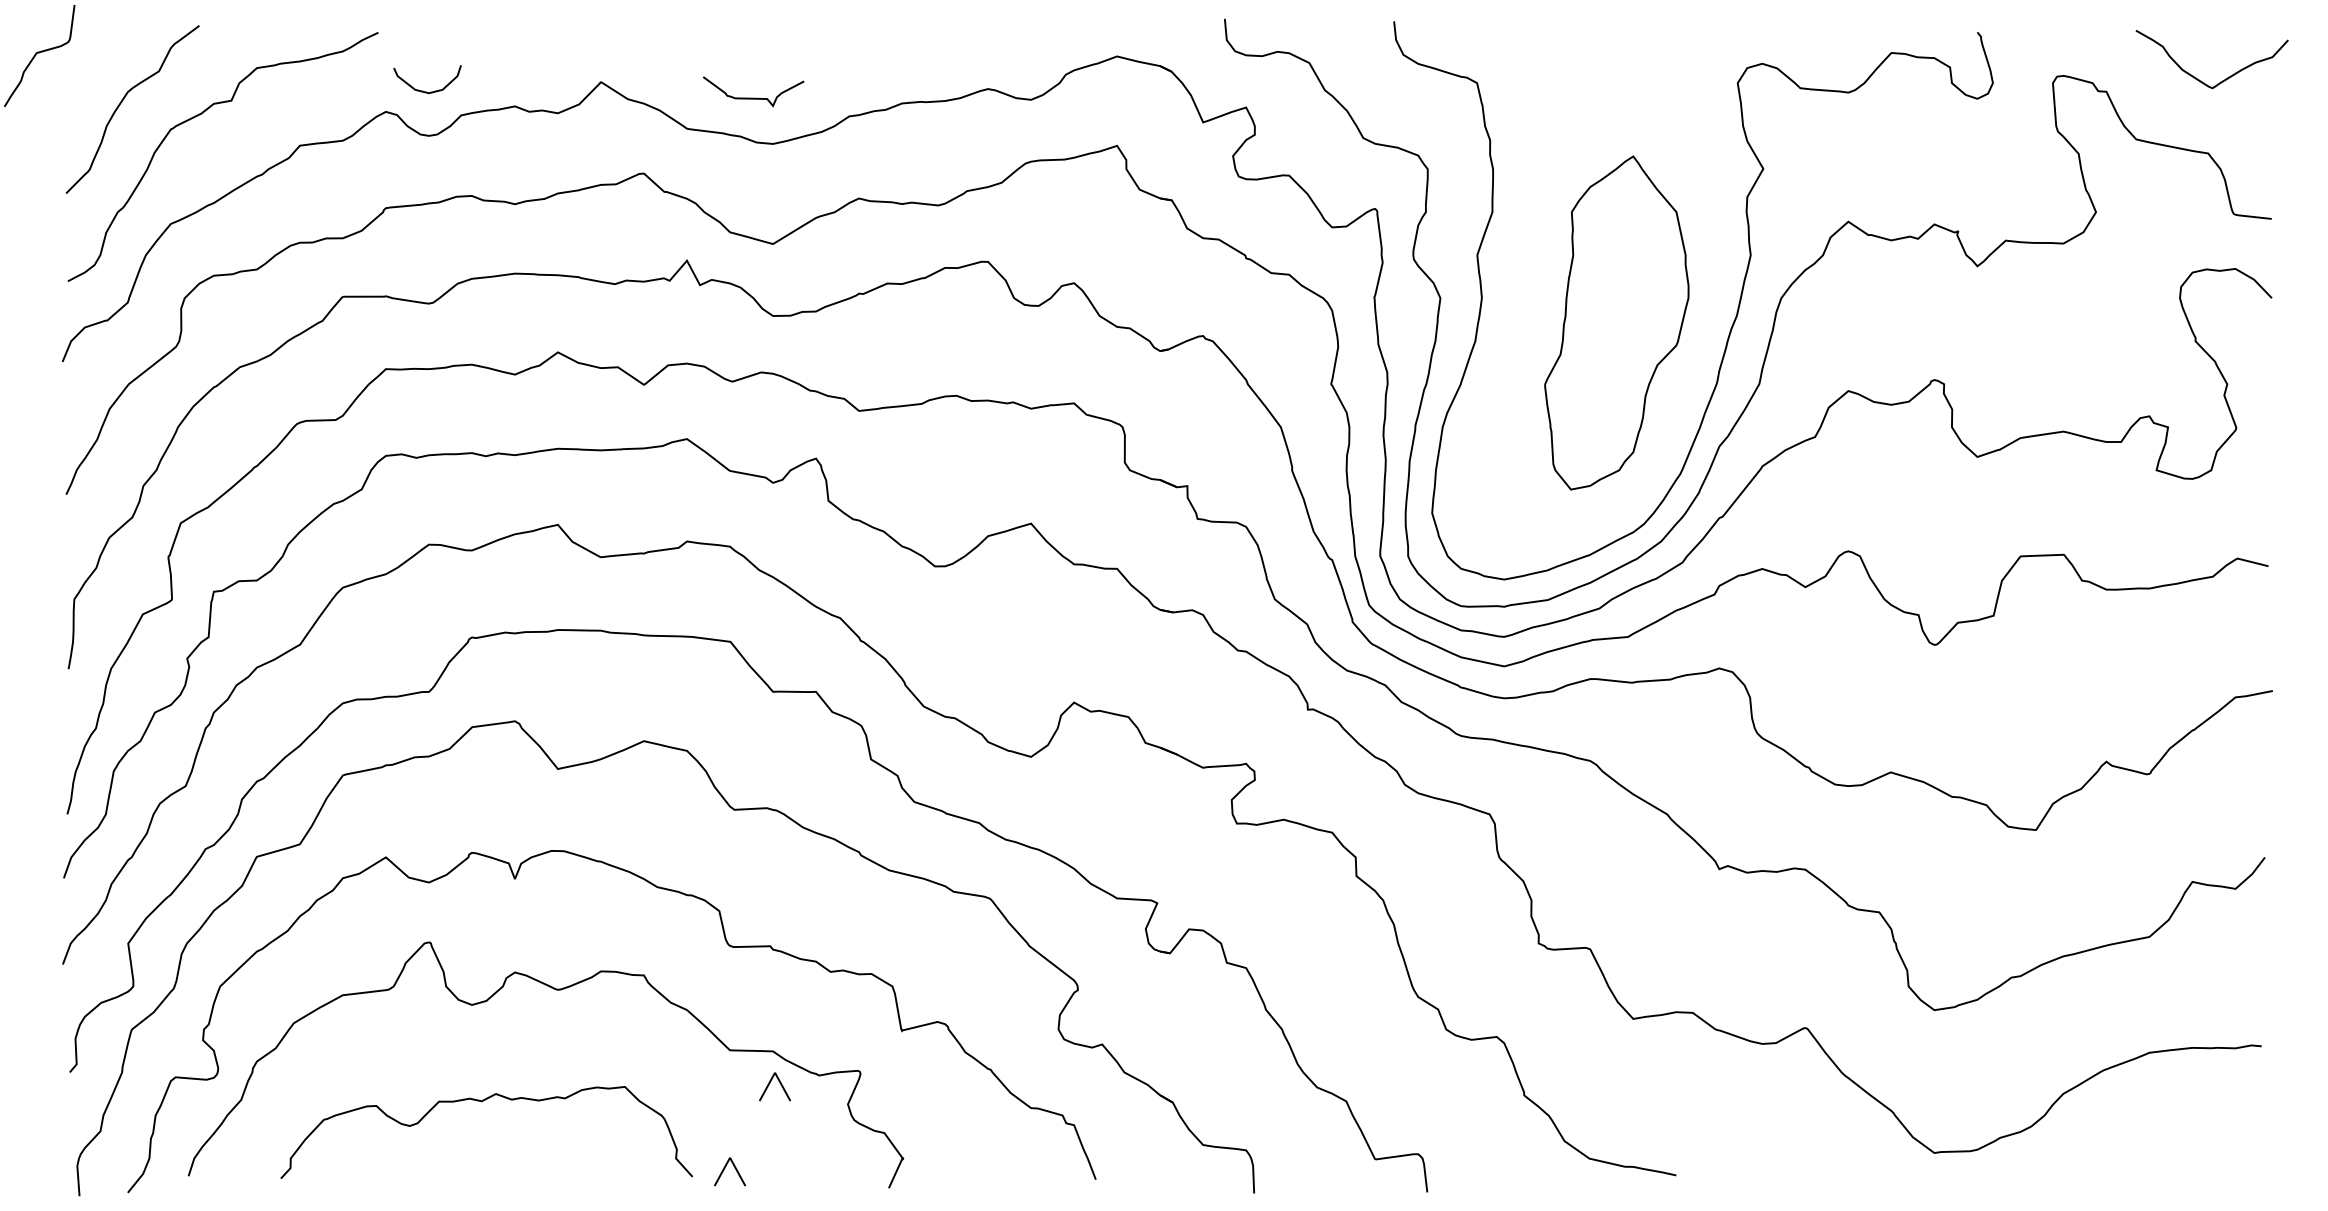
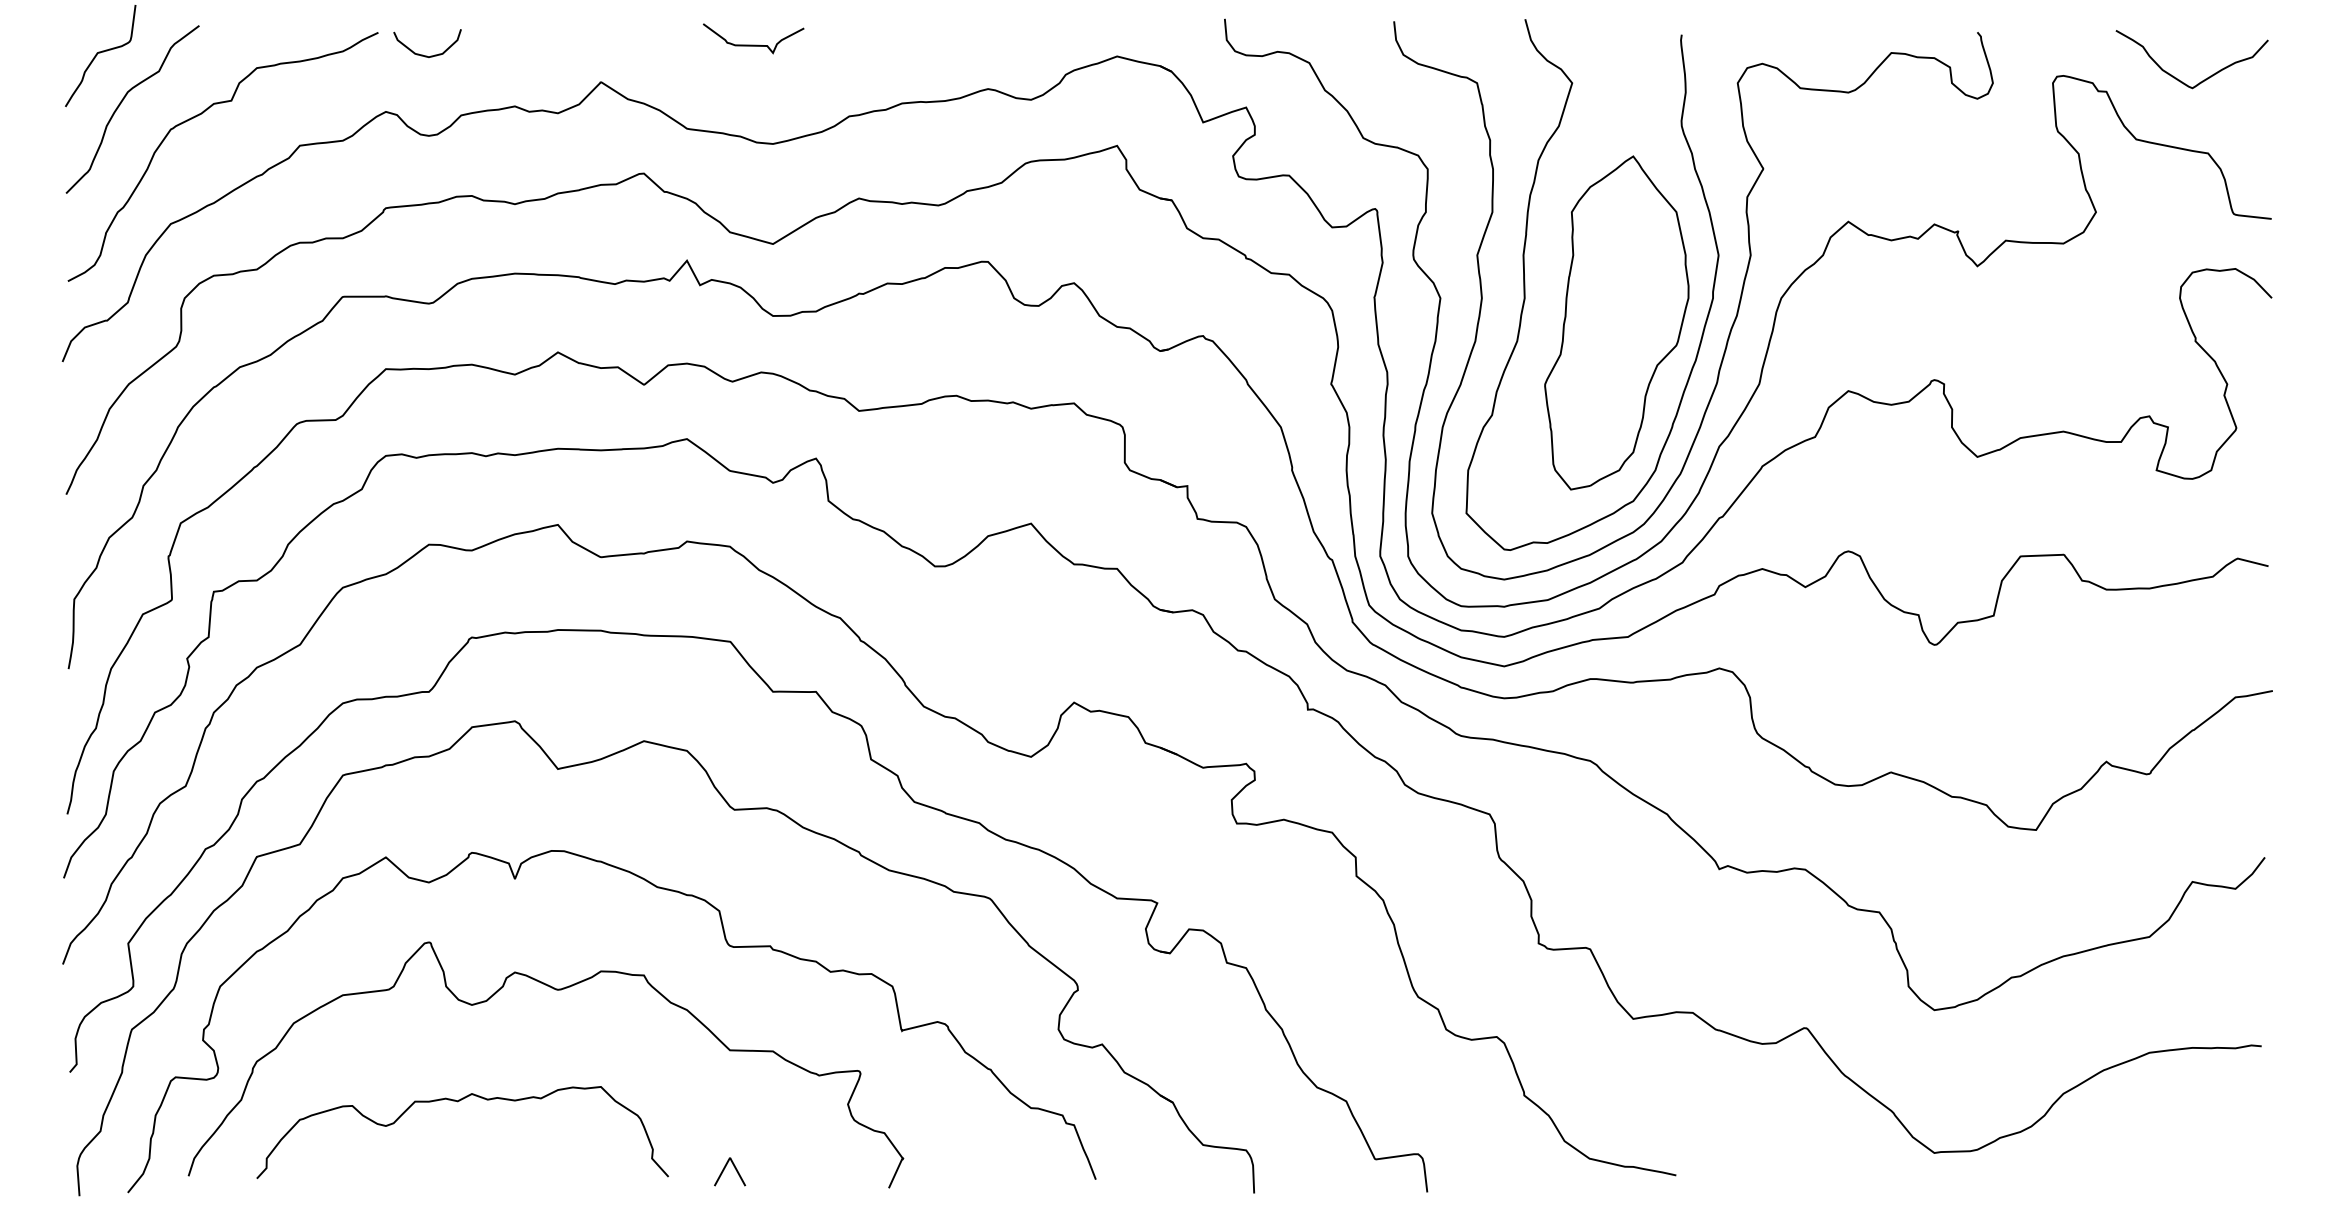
curve position: (39, 53) -> (100, 53) (100, 53)
curve position: (2199, 79) -> (2179, 79) (2179, 79)
curve position: (427, 91) -> (427, 55) (427, 55)
curve position: (753, 97) -> (753, 44) (753, 44)
curve: none -> present (1525, 284)
curve: present -> none (779, 1083)
curve position: (481, 1102) -> (457, 1102) (457, 1102)
